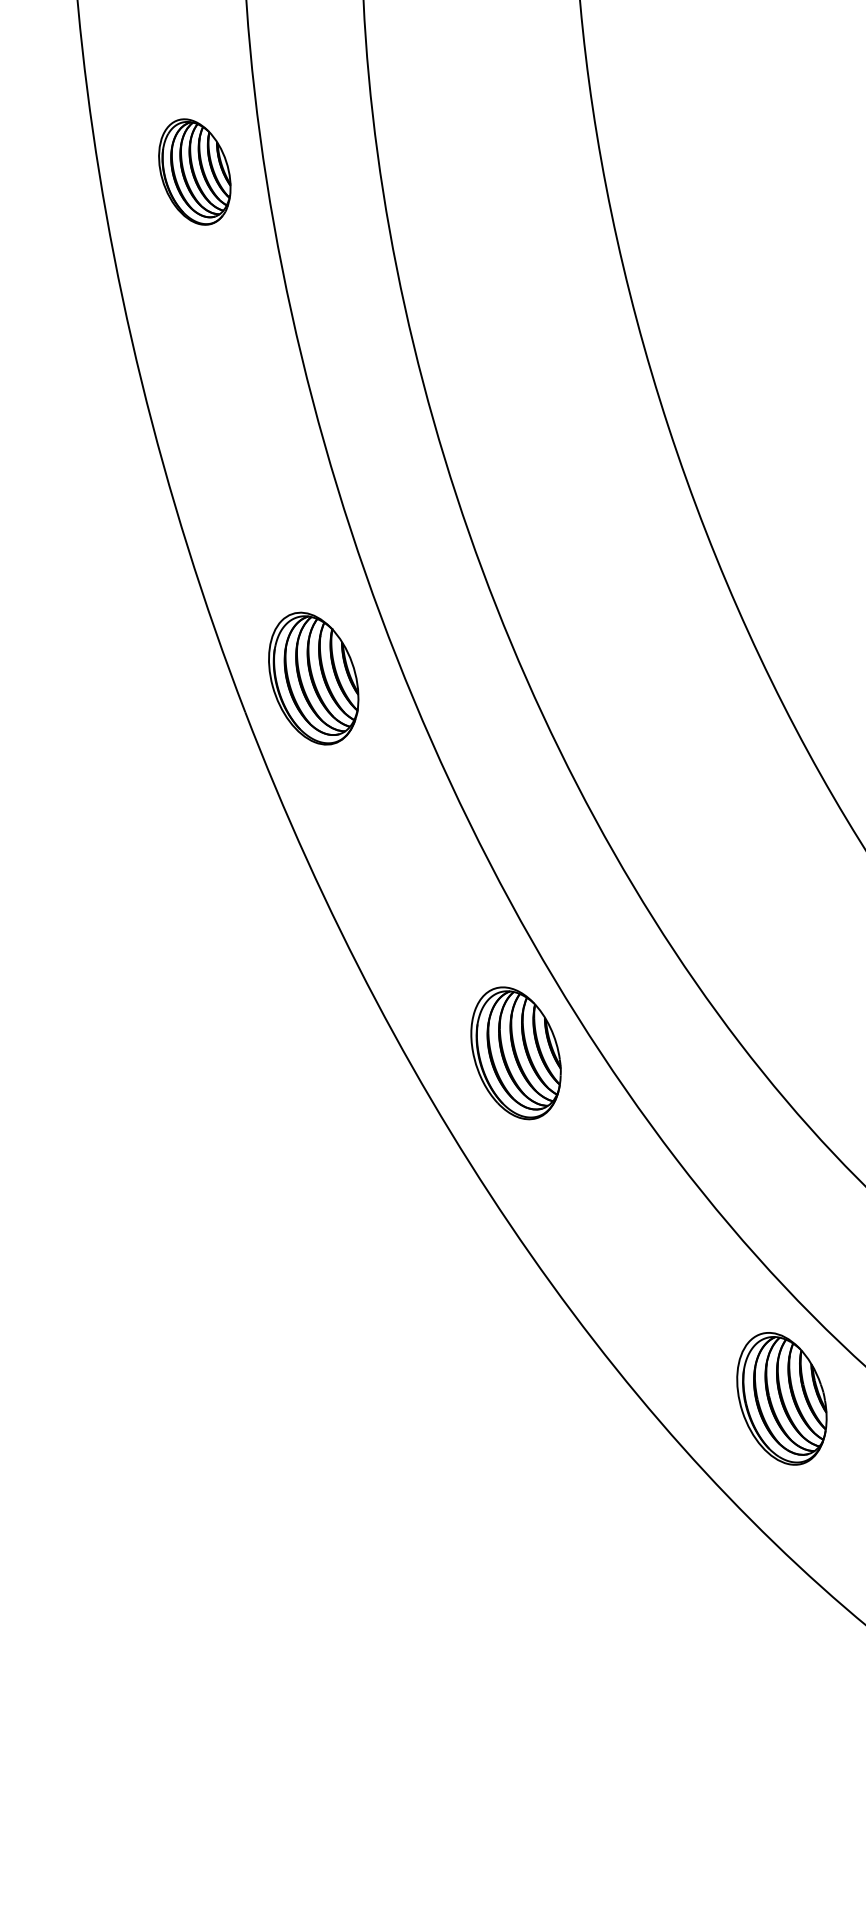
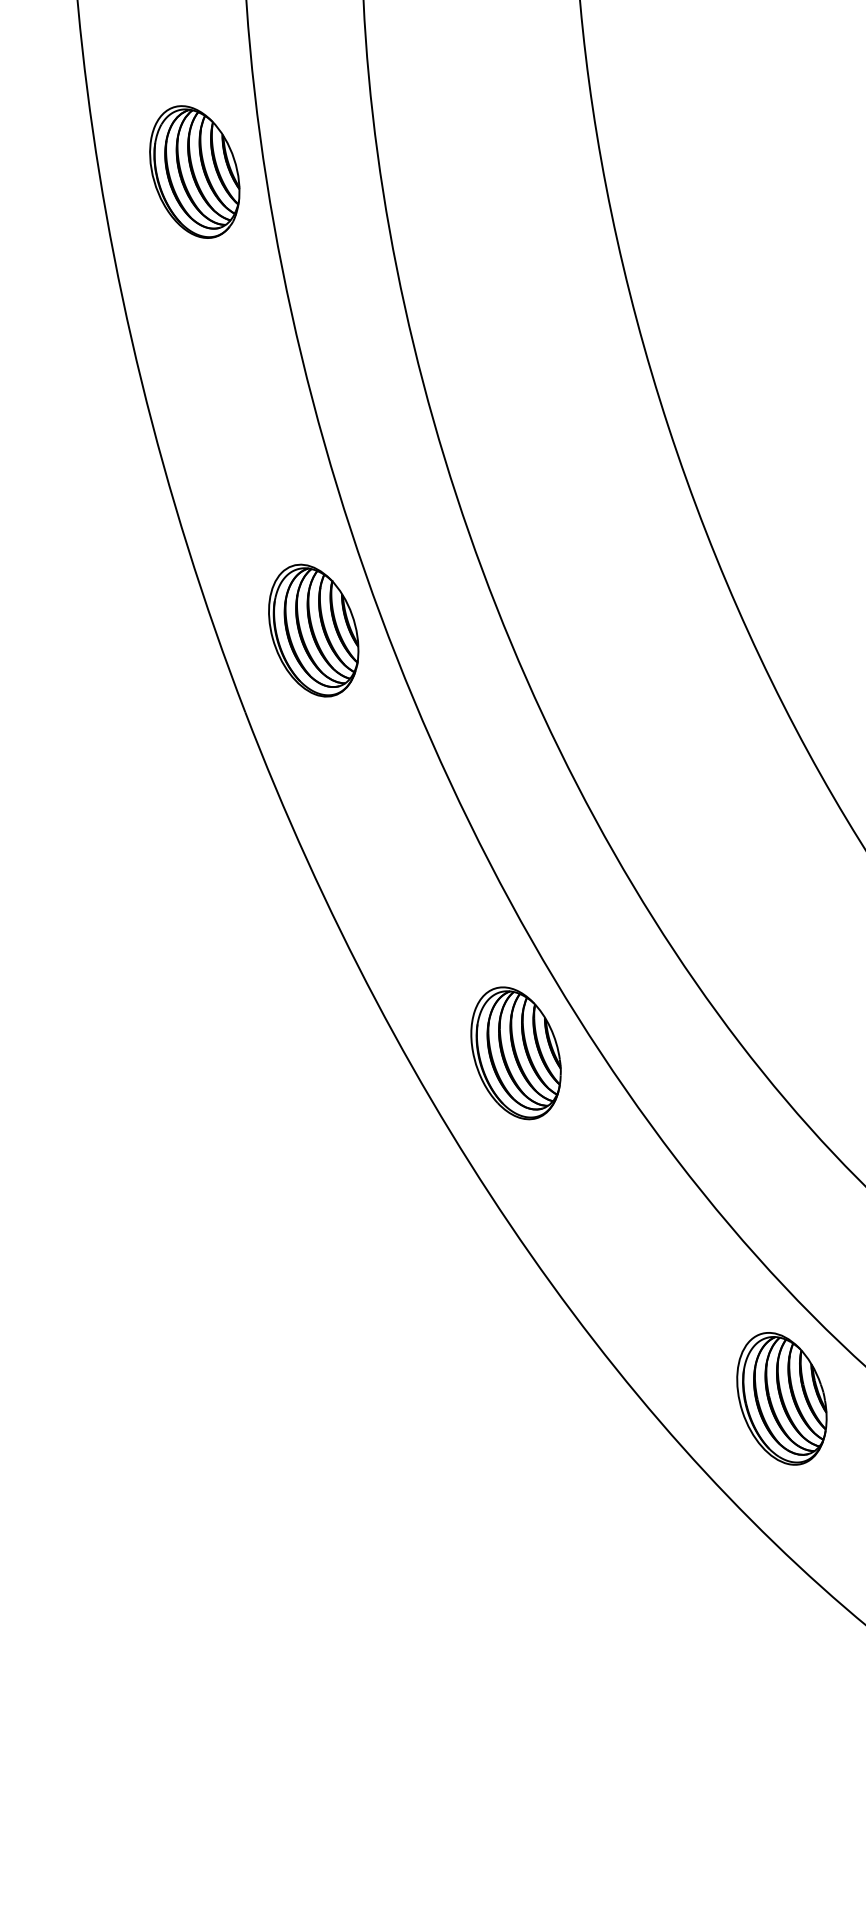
part size: 74x108 px -> 92x134 px (194, 171)
part position: (313, 678) -> (313, 630) (313, 630)
